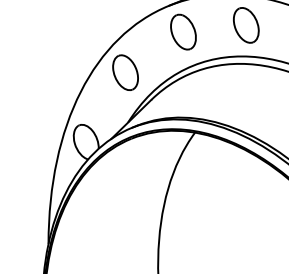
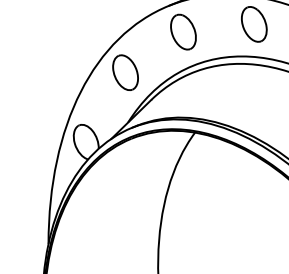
part position: (246, 25) -> (254, 24) (254, 24)
